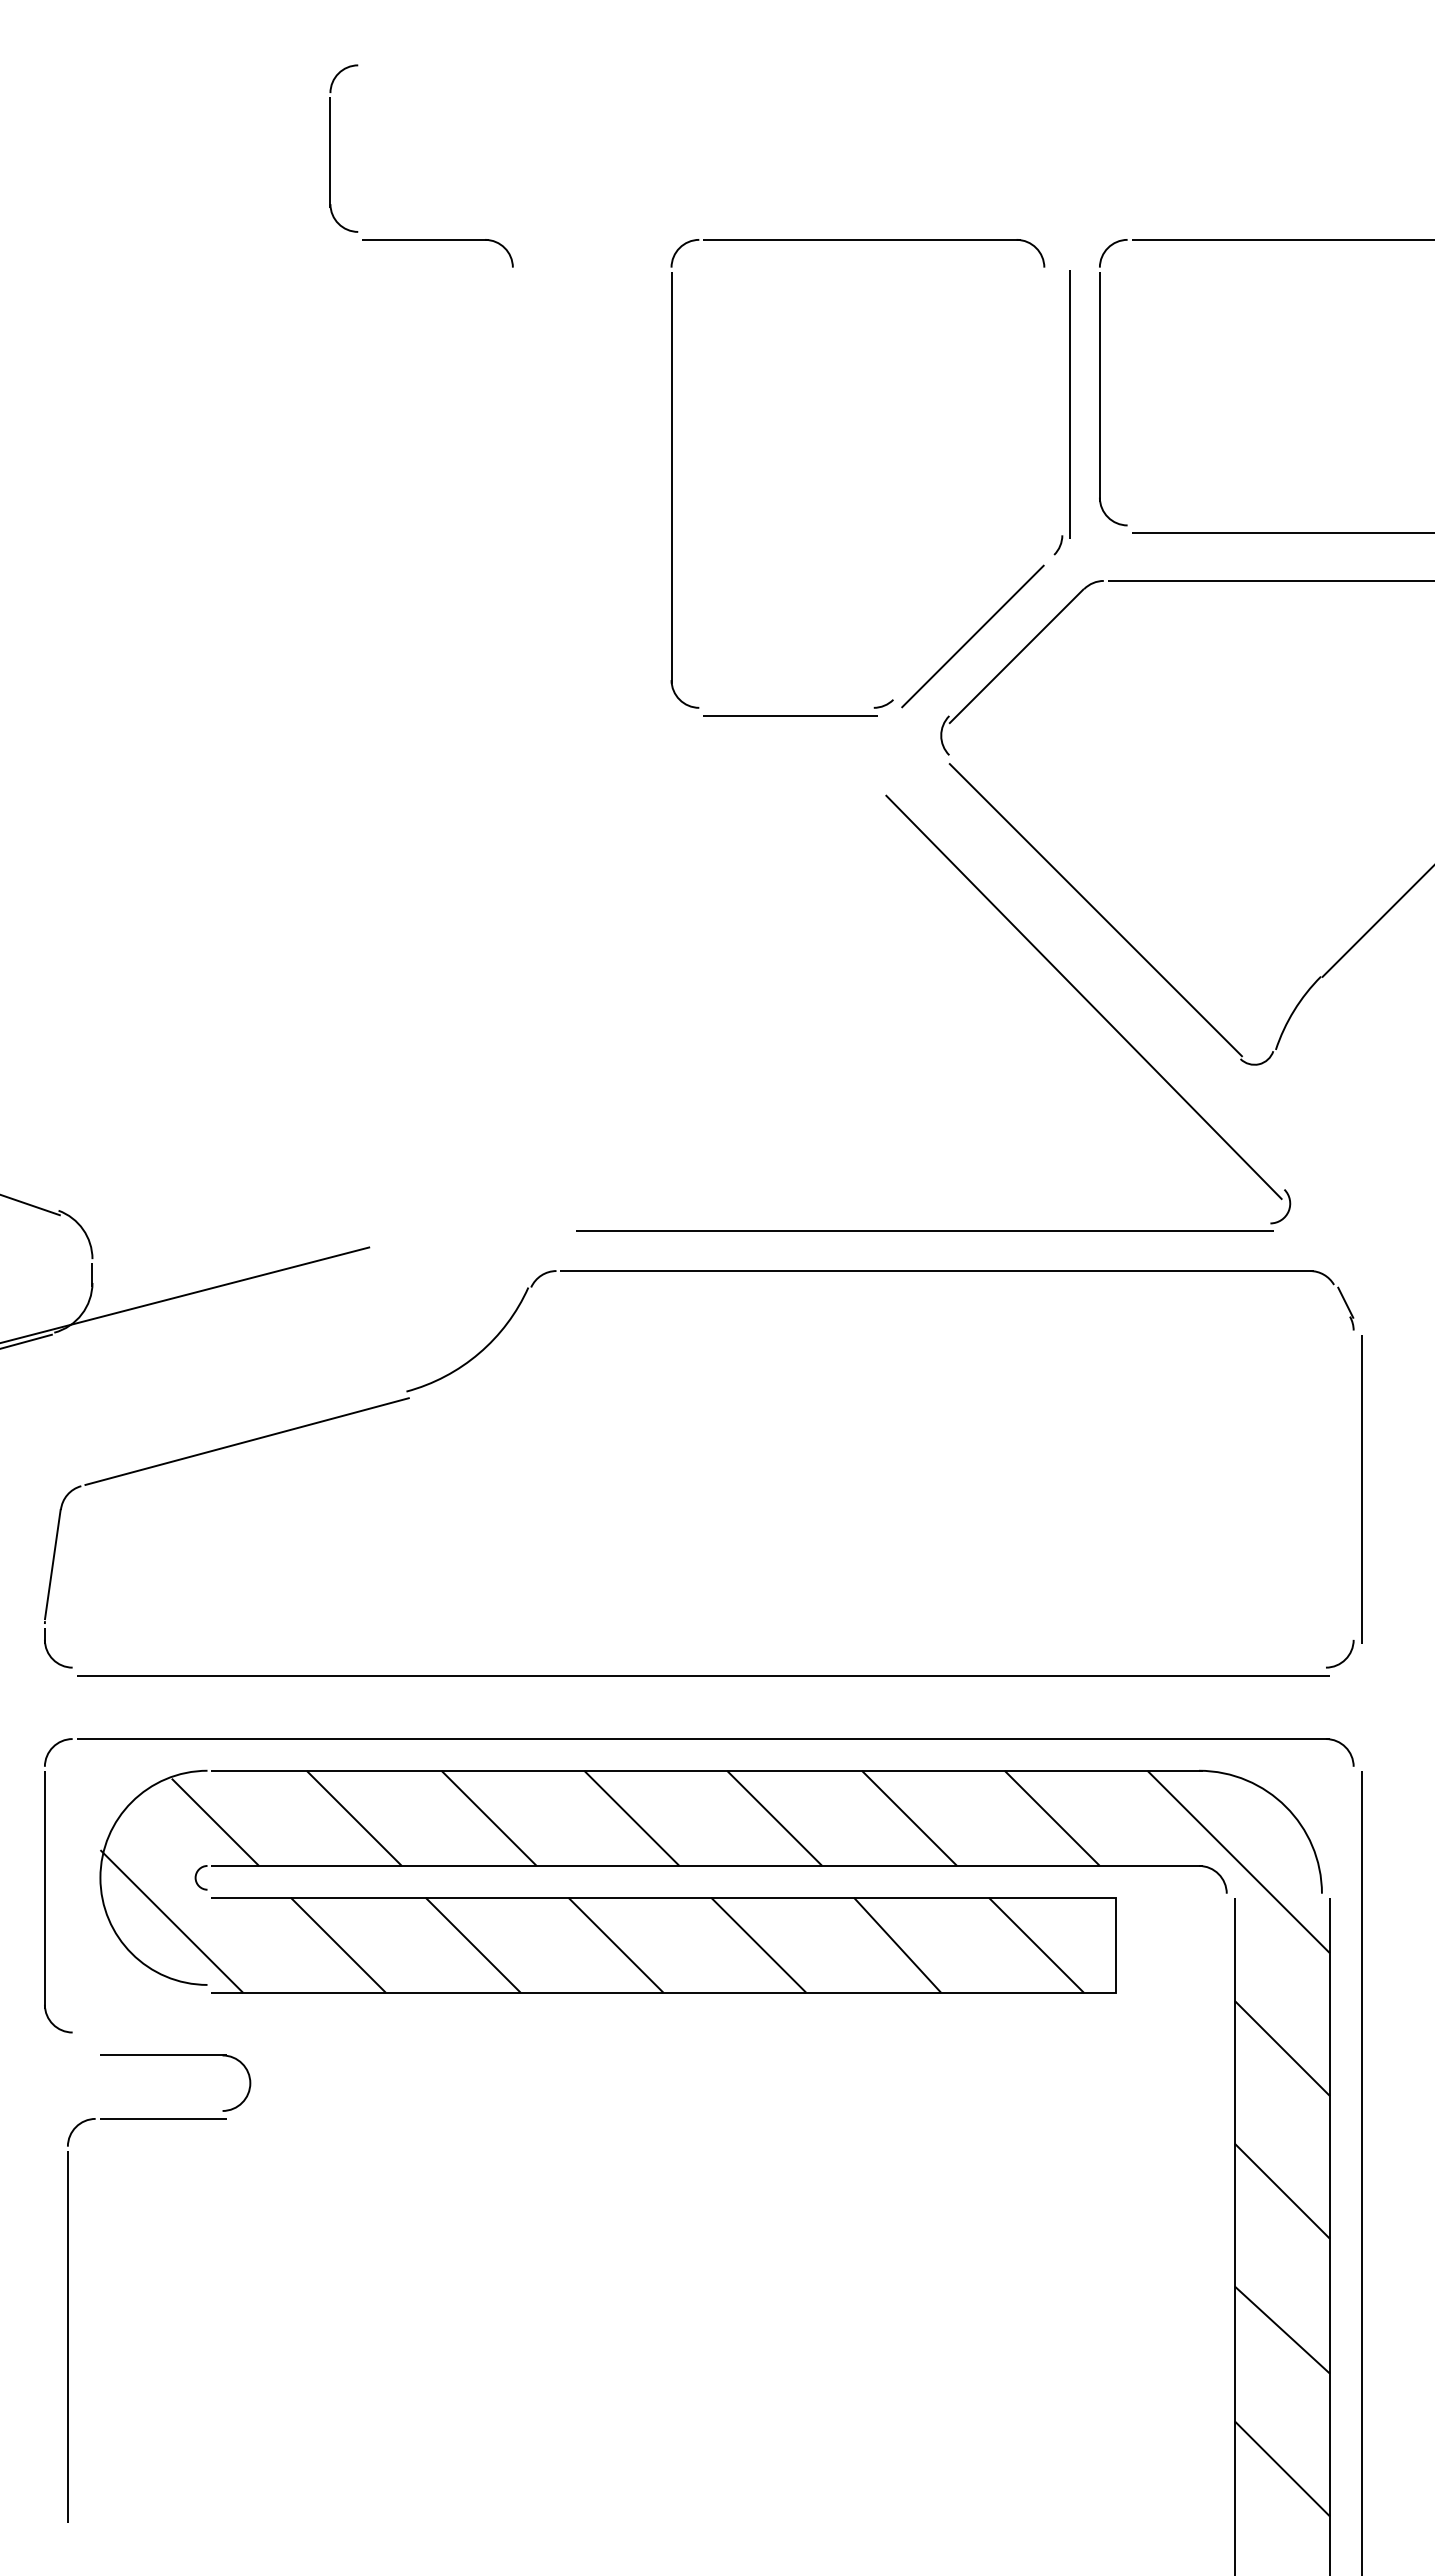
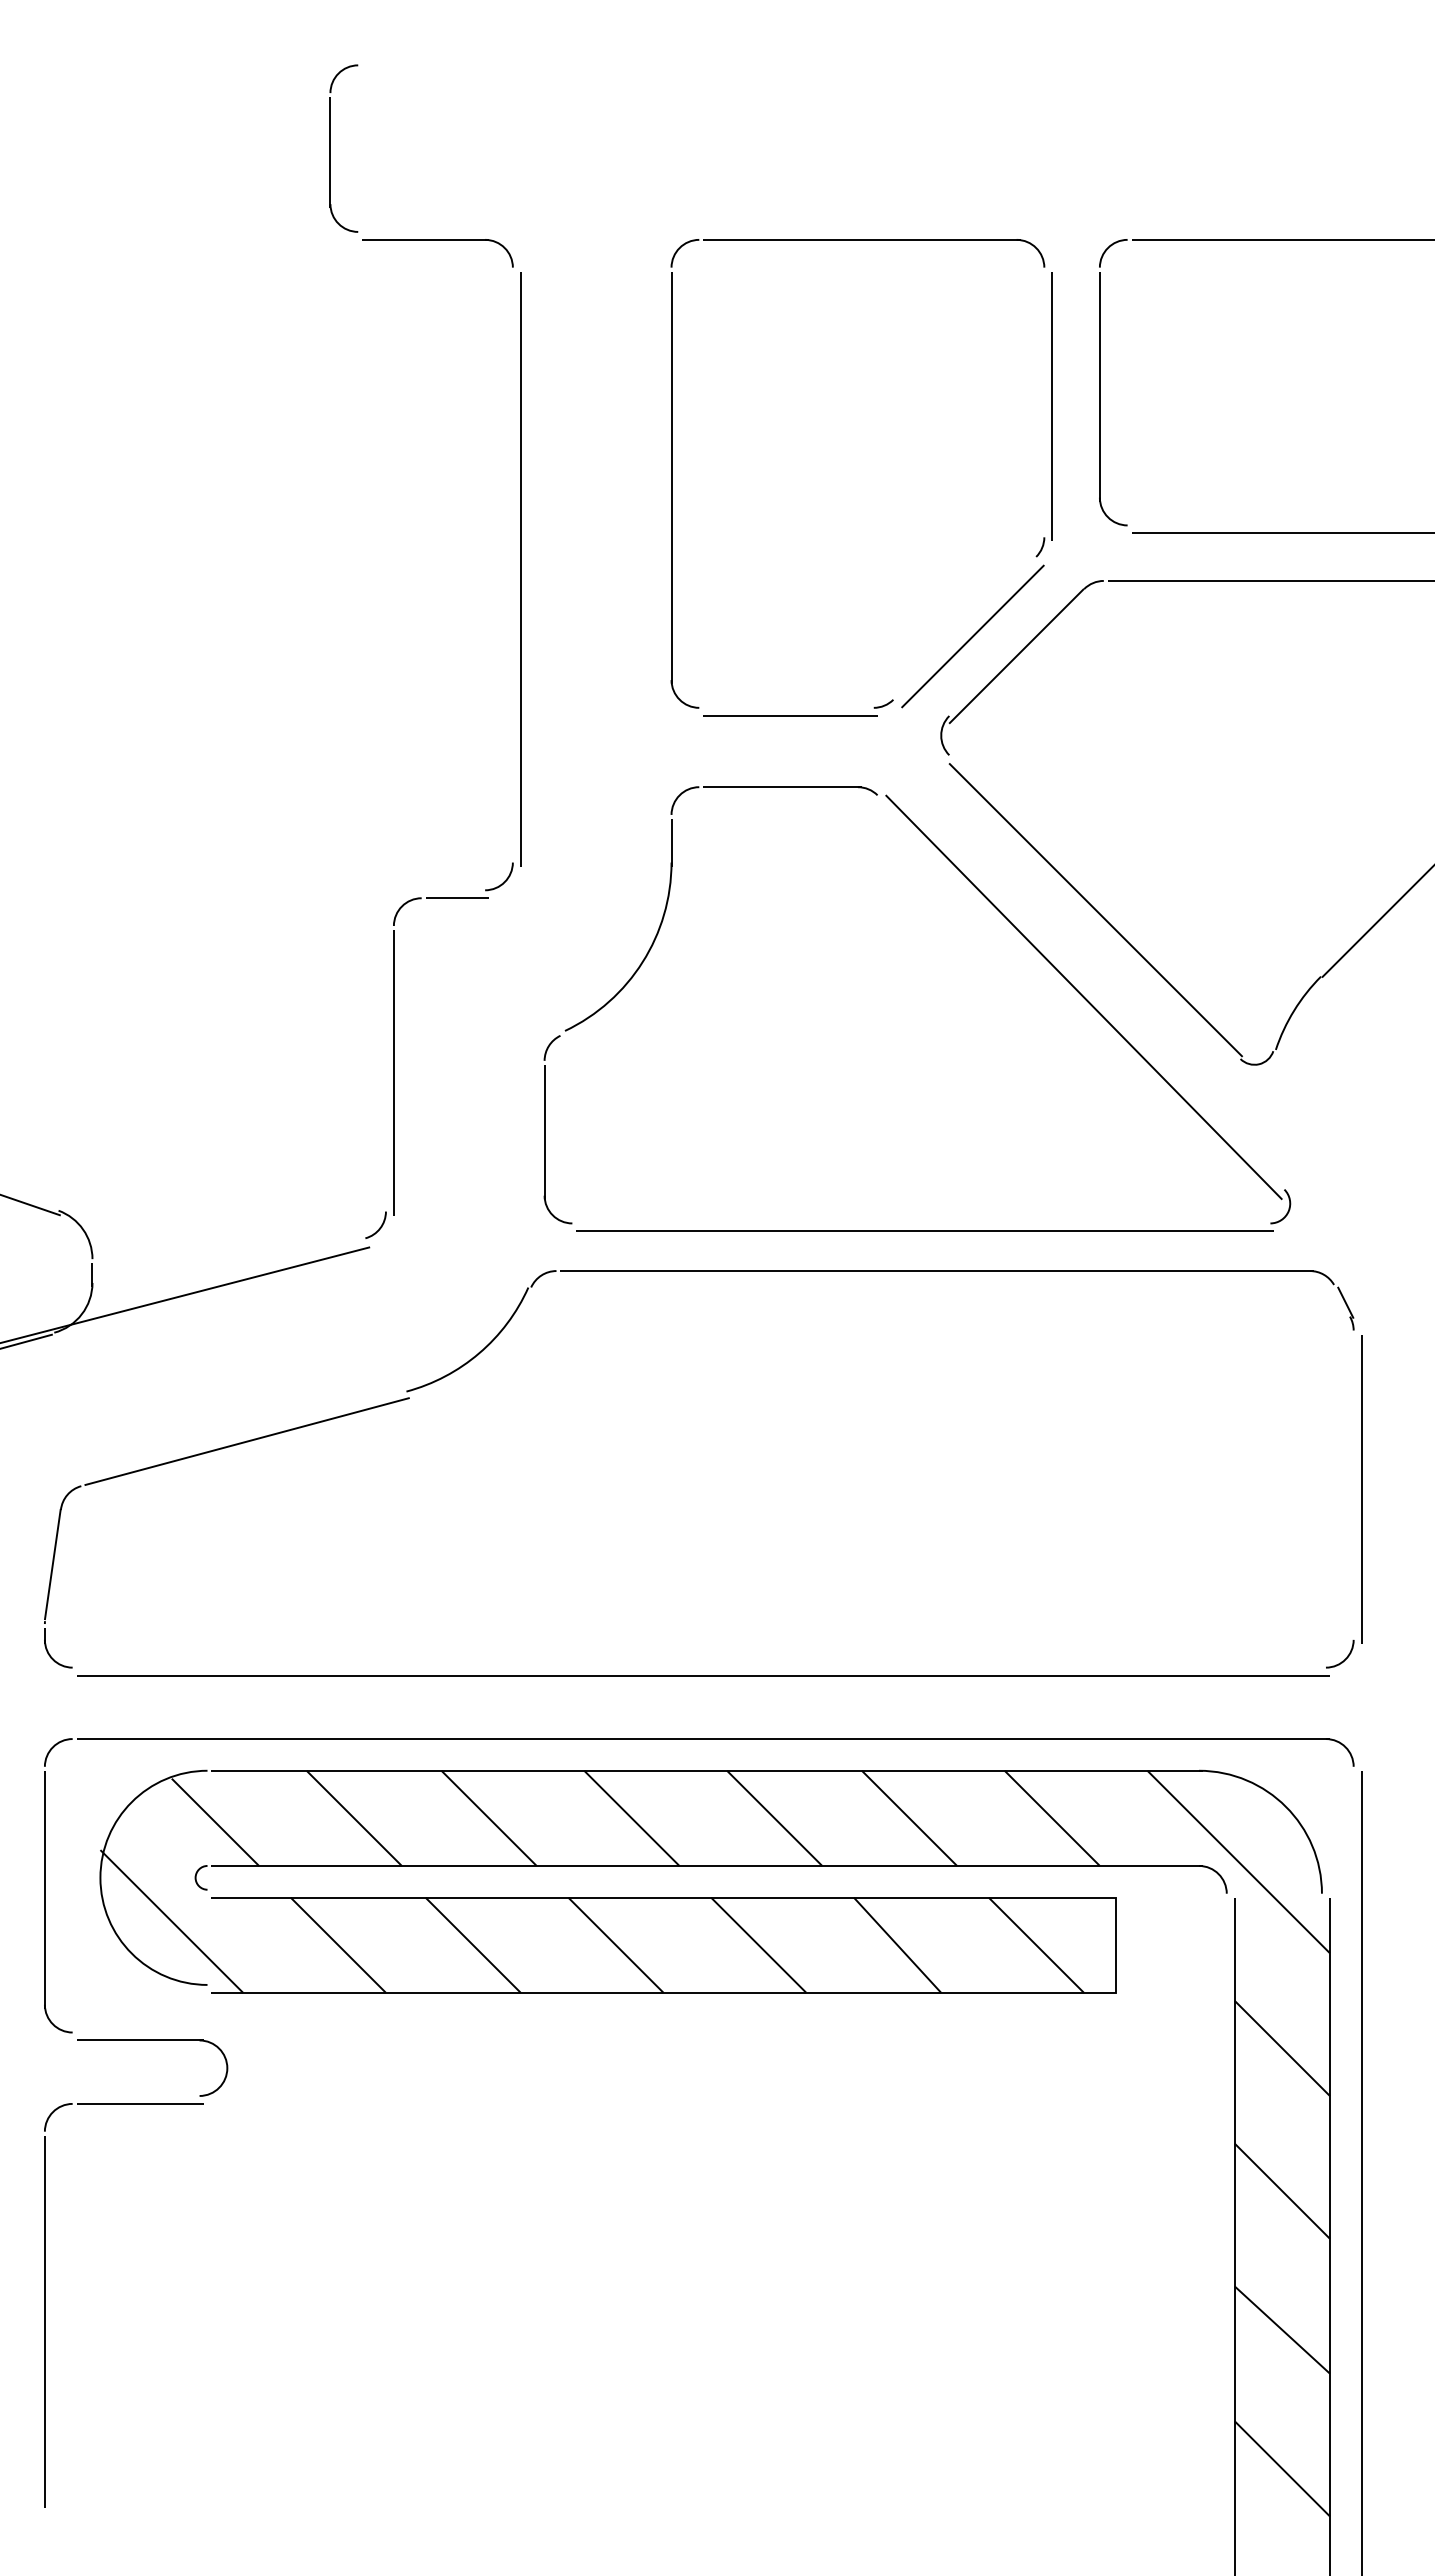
part position: (1069, 412) -> (1051, 414) (1051, 414)
part: none -> present (520, 755)
part: none -> present (644, 961)
part position: (68, 2288) -> (45, 2273) (45, 2273)
